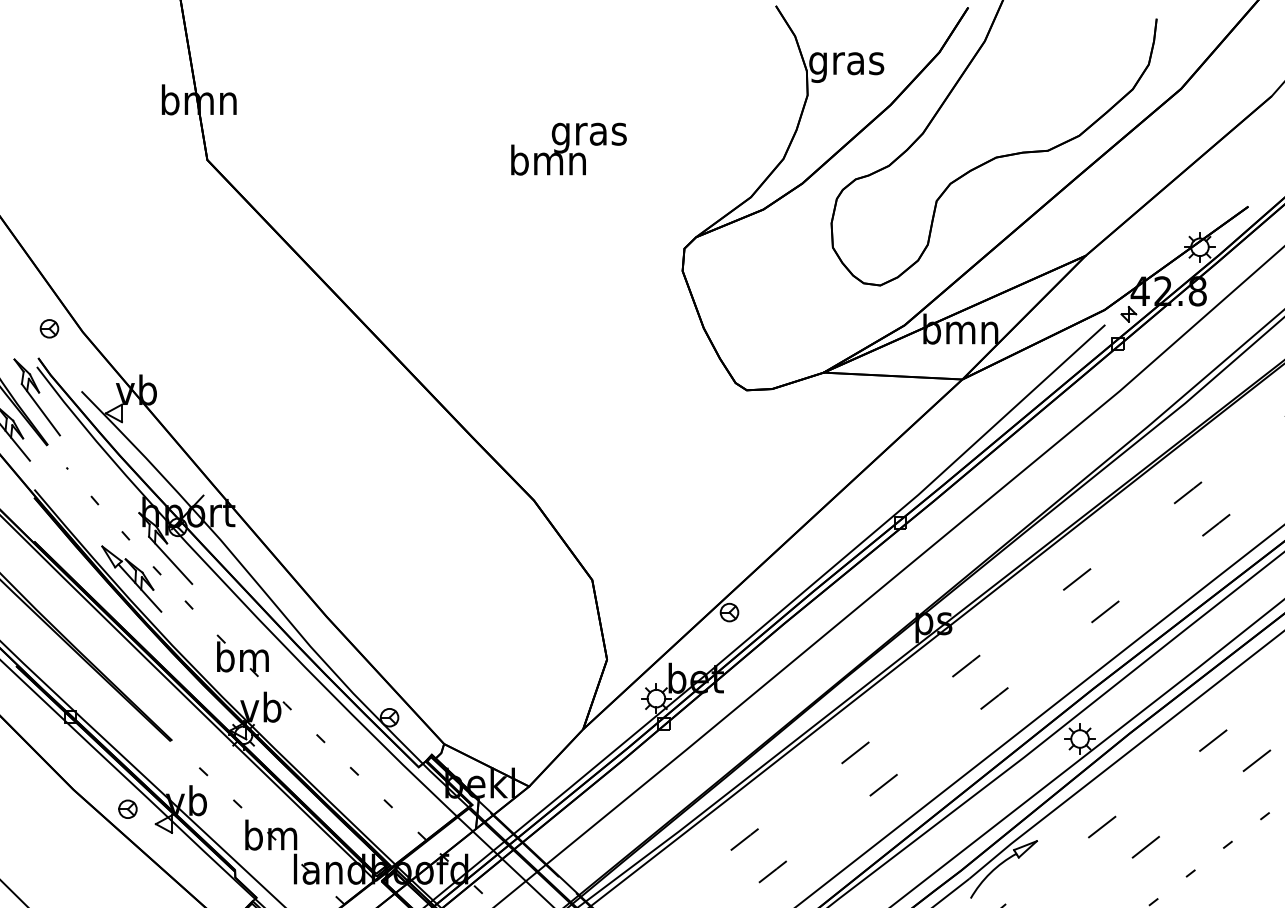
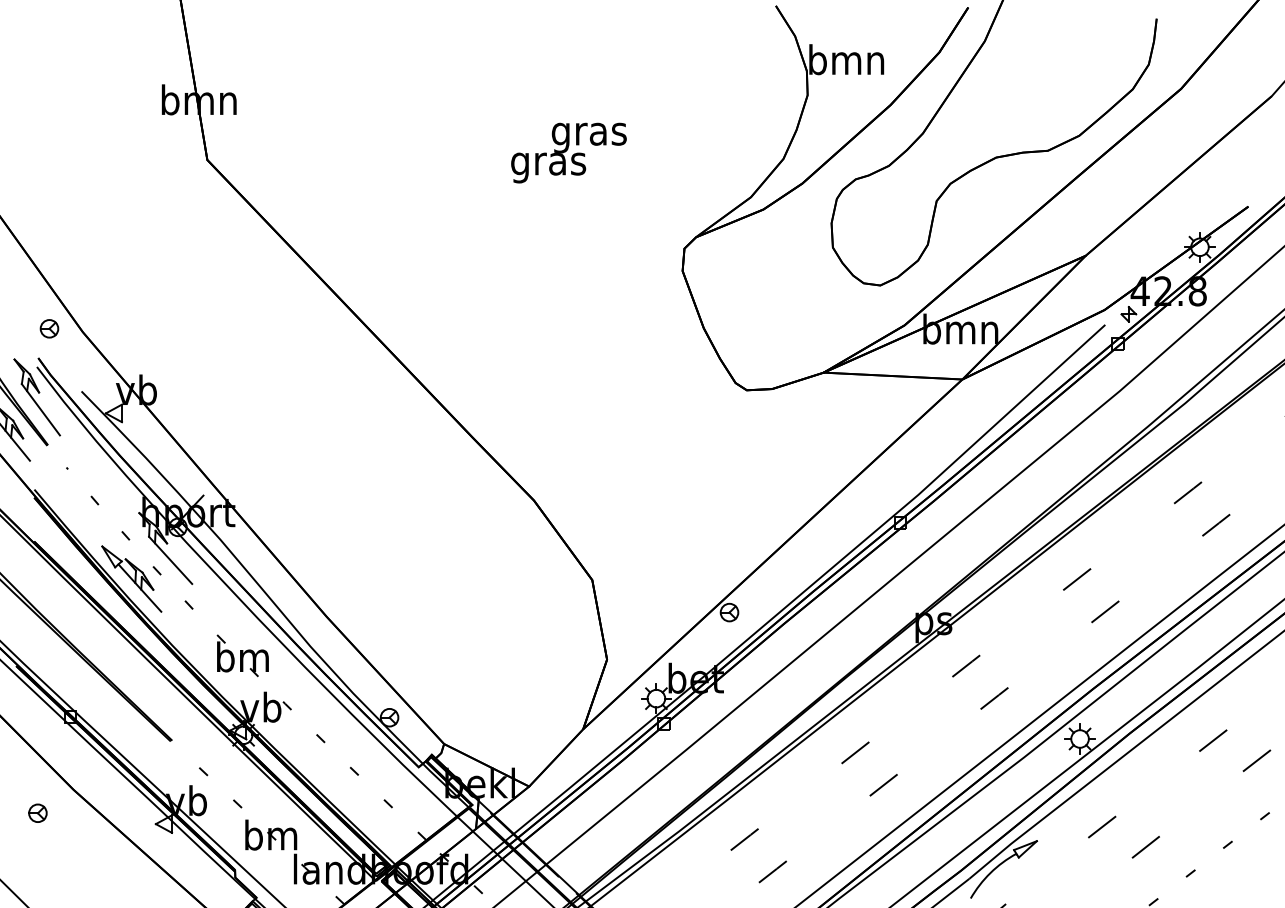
text: gras -> bmn (846, 63)
text: bmn -> gras (548, 163)
part position: (127, 808) -> (37, 812) (37, 812)
